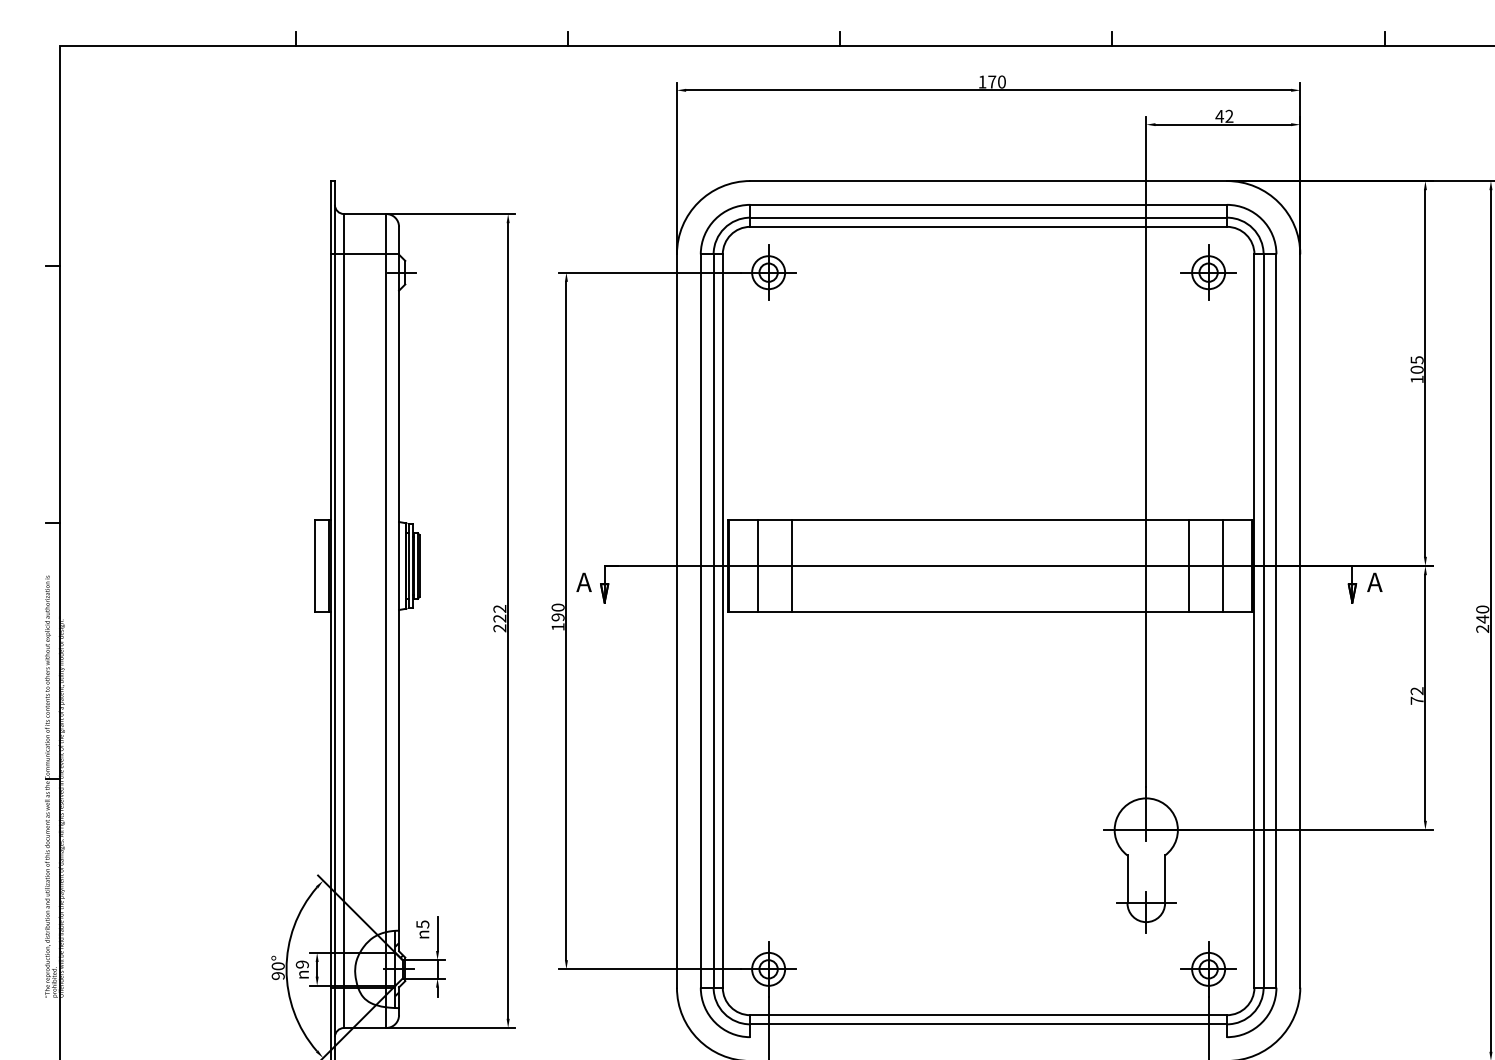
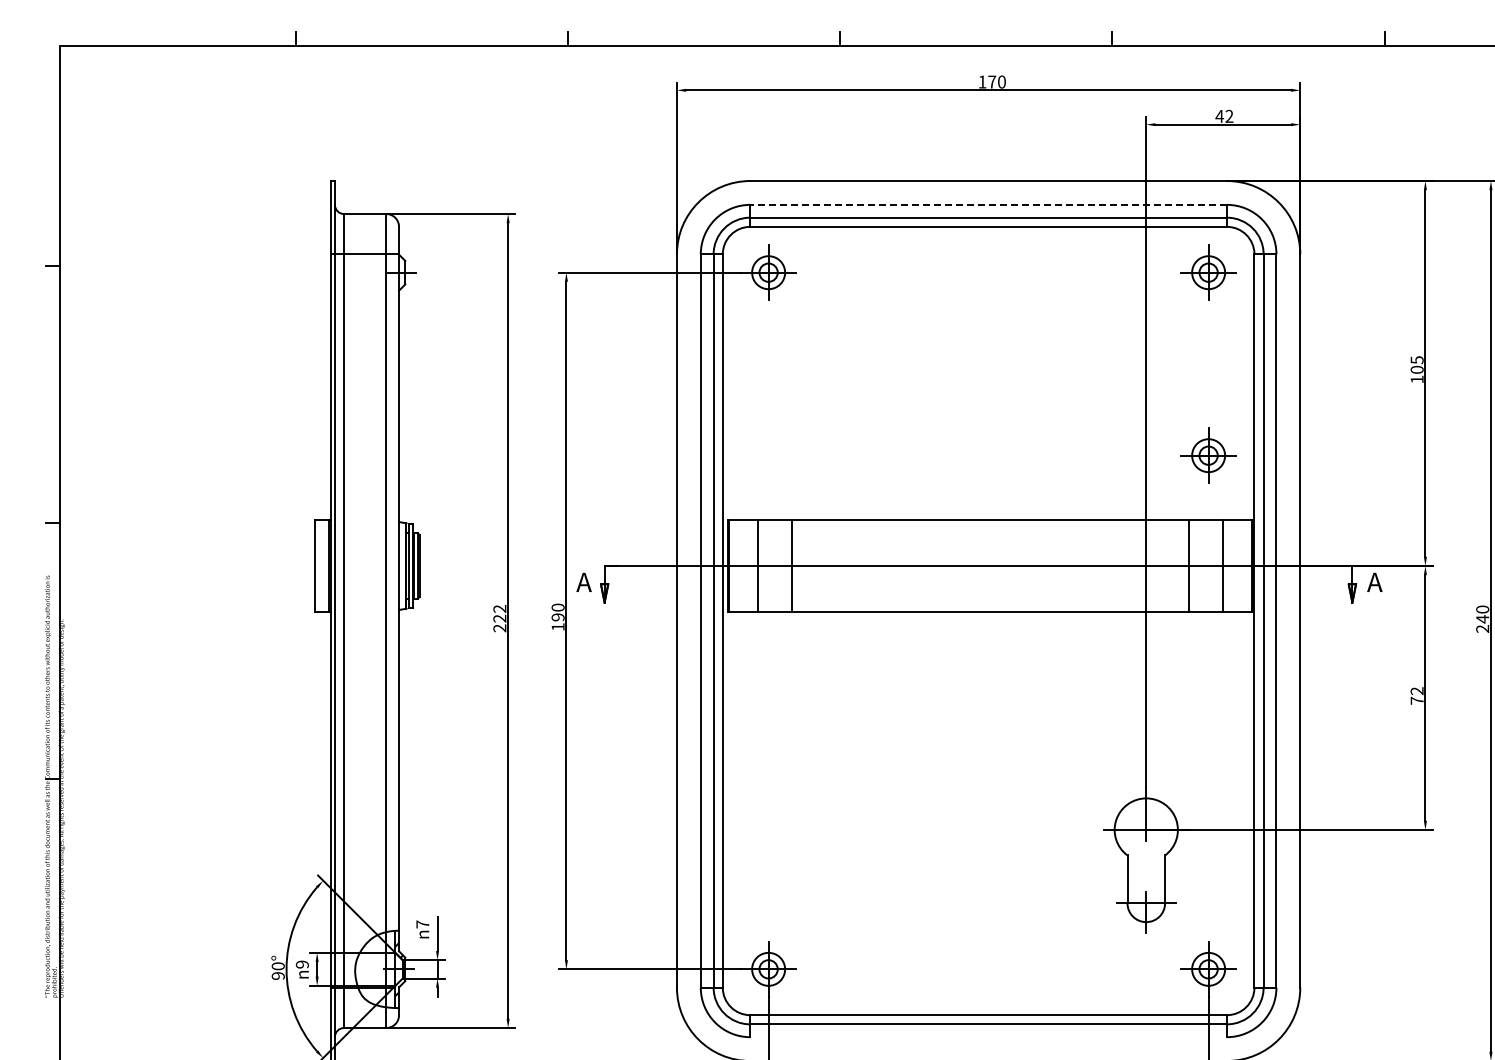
line: solid -> dashed (988, 204)
part: none -> present (1208, 455)
text: 5 -> 7 (422, 924)
